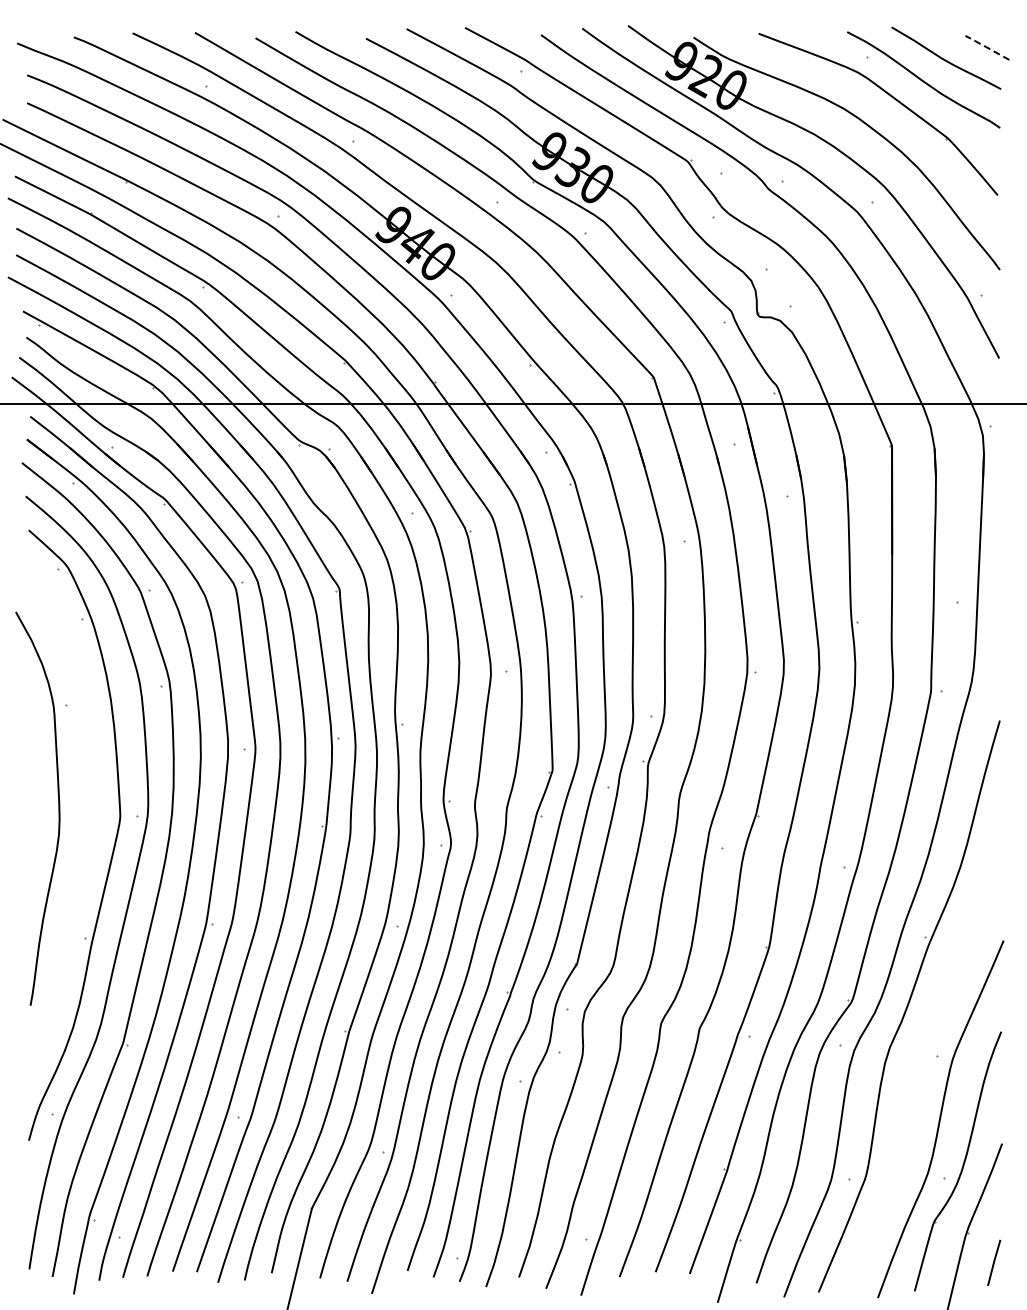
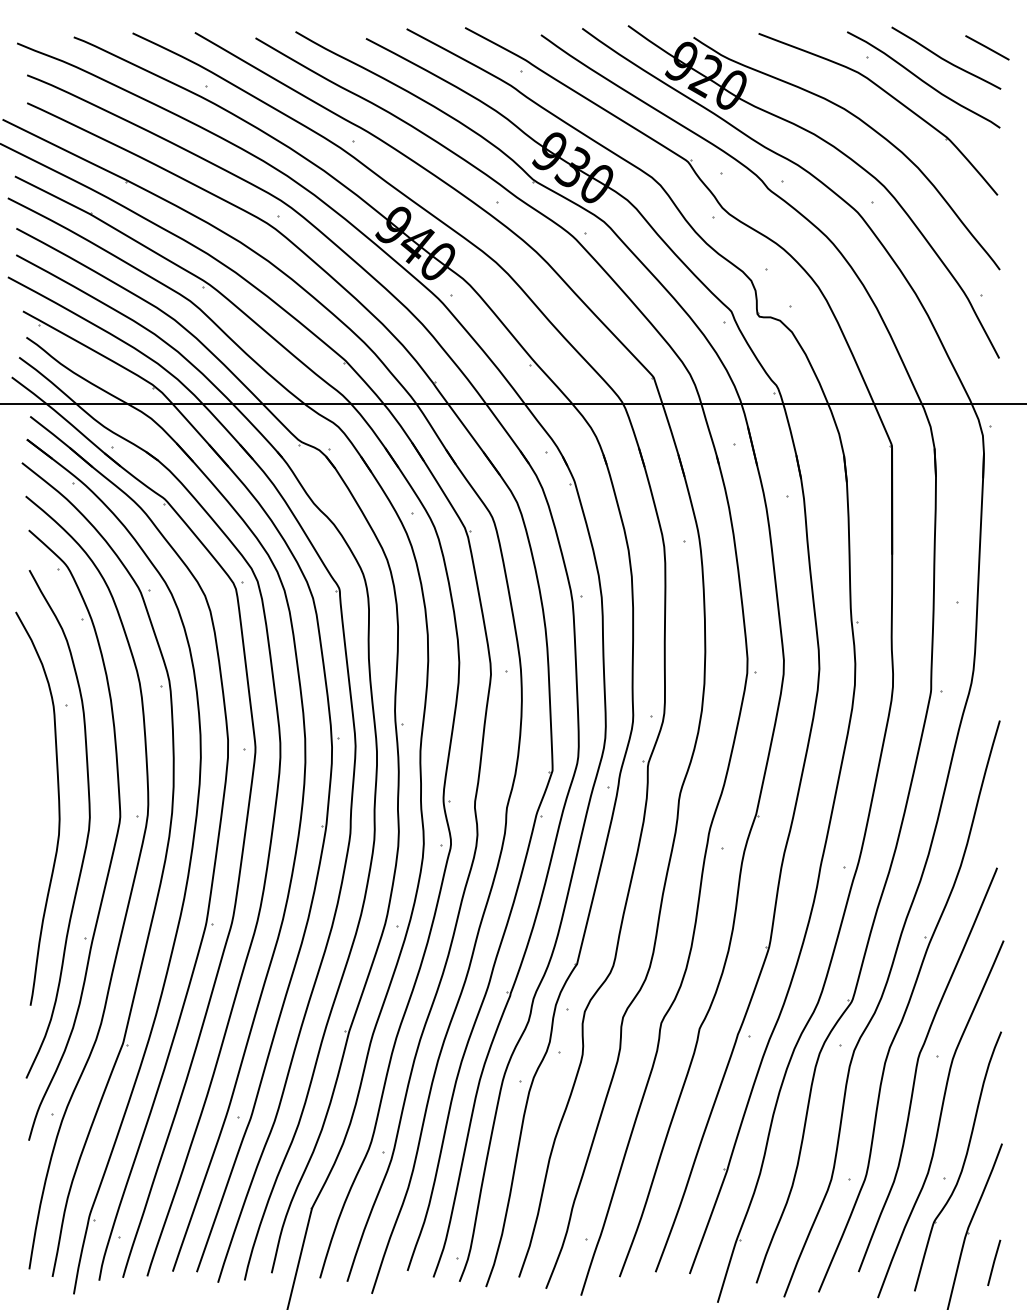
line: dashed -> solid (987, 47)
curve: none -> present (87, 831)
curve: none -> present (917, 1069)
